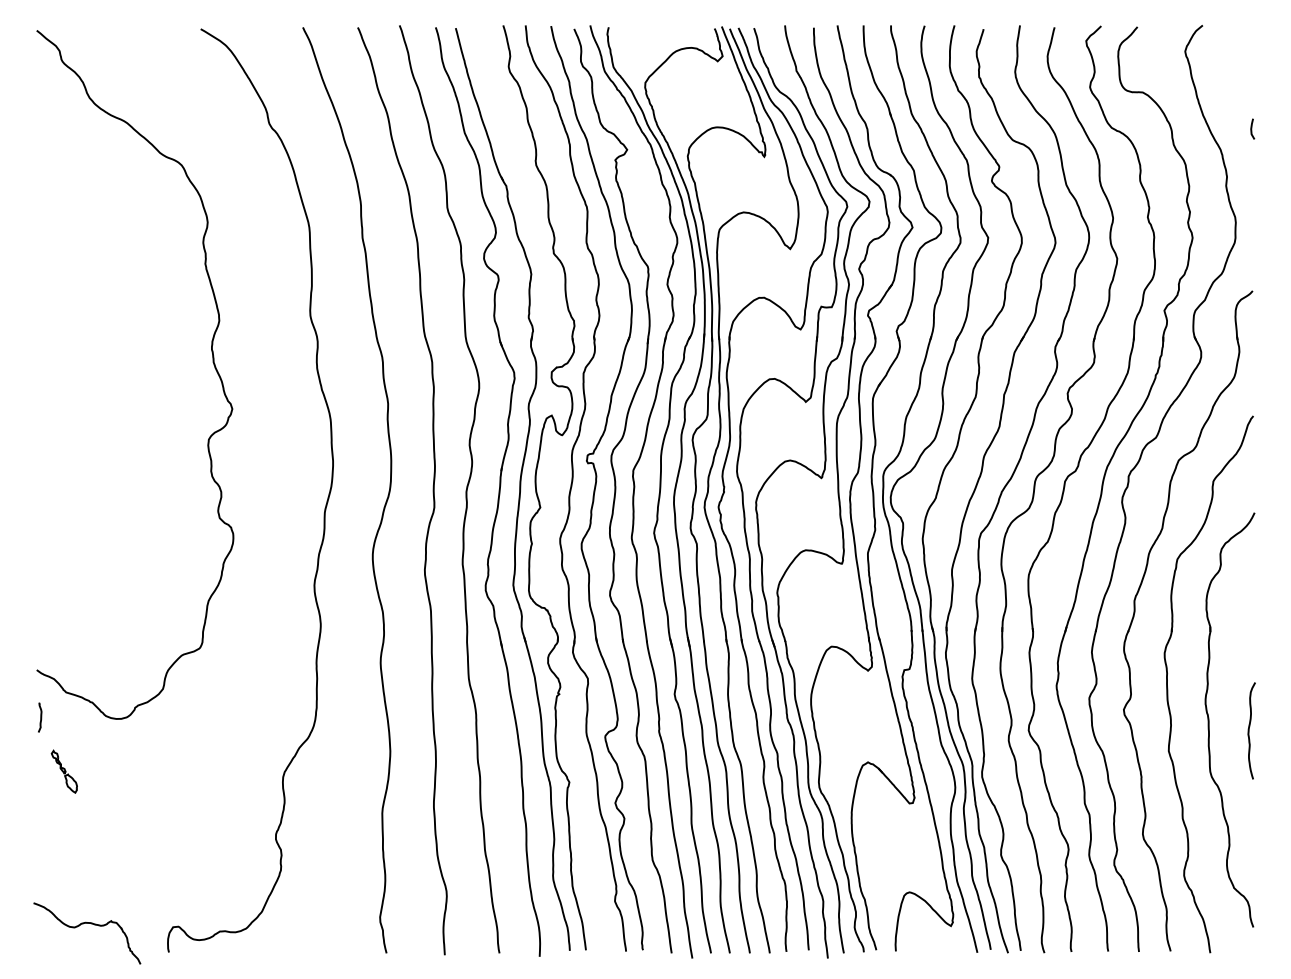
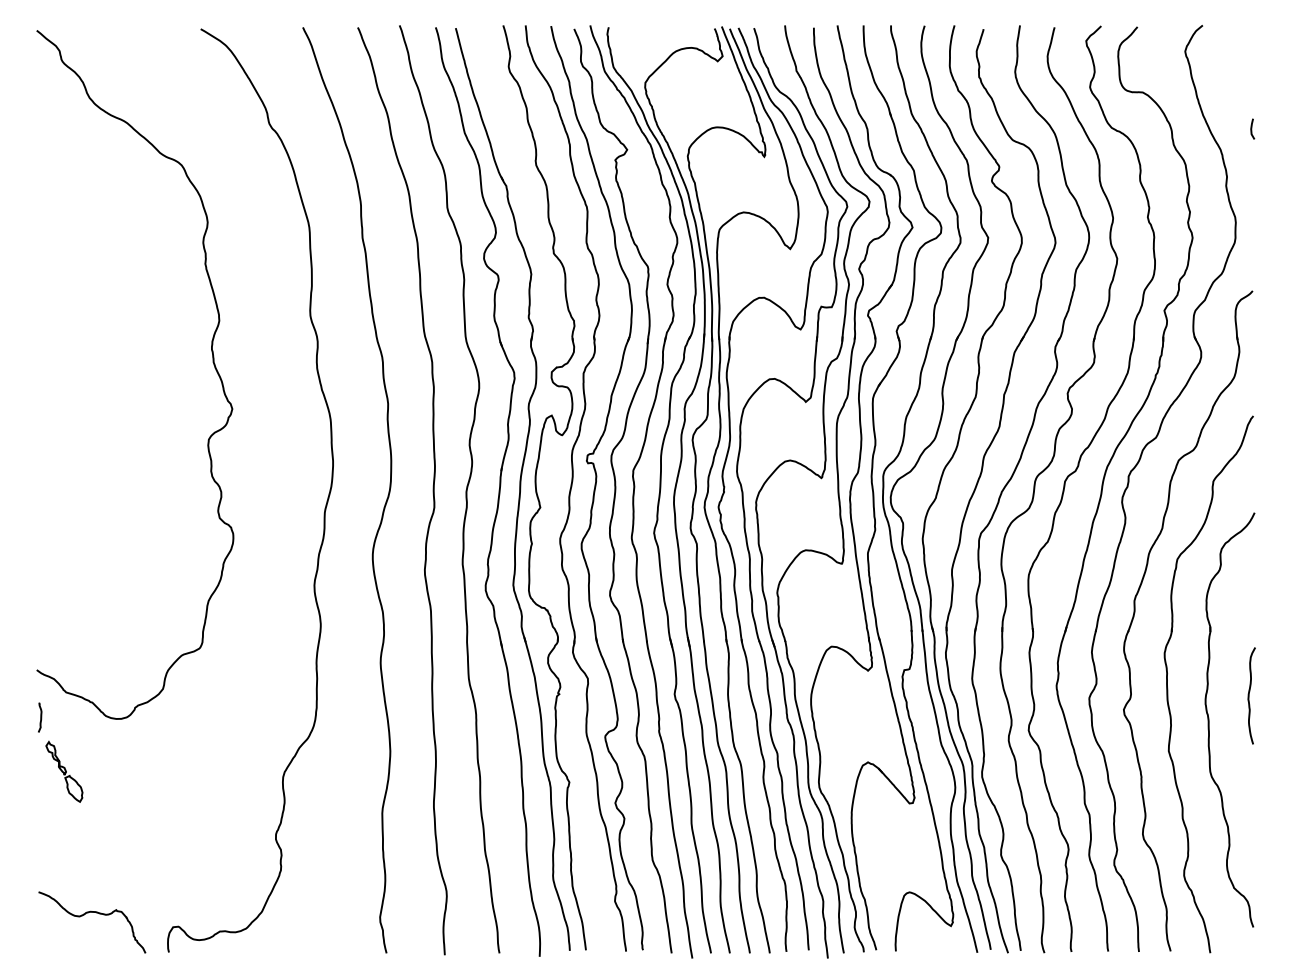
curve position: (1249, 730) -> (1249, 695) (1249, 695)
part size: 28x45 px -> 39x63 px (64, 771)
curve position: (83, 924) -> (88, 913) (88, 913)
